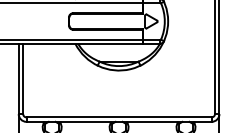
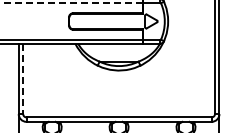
line: solid -> dashed (71, 2)
line: solid -> dashed (23, 79)
